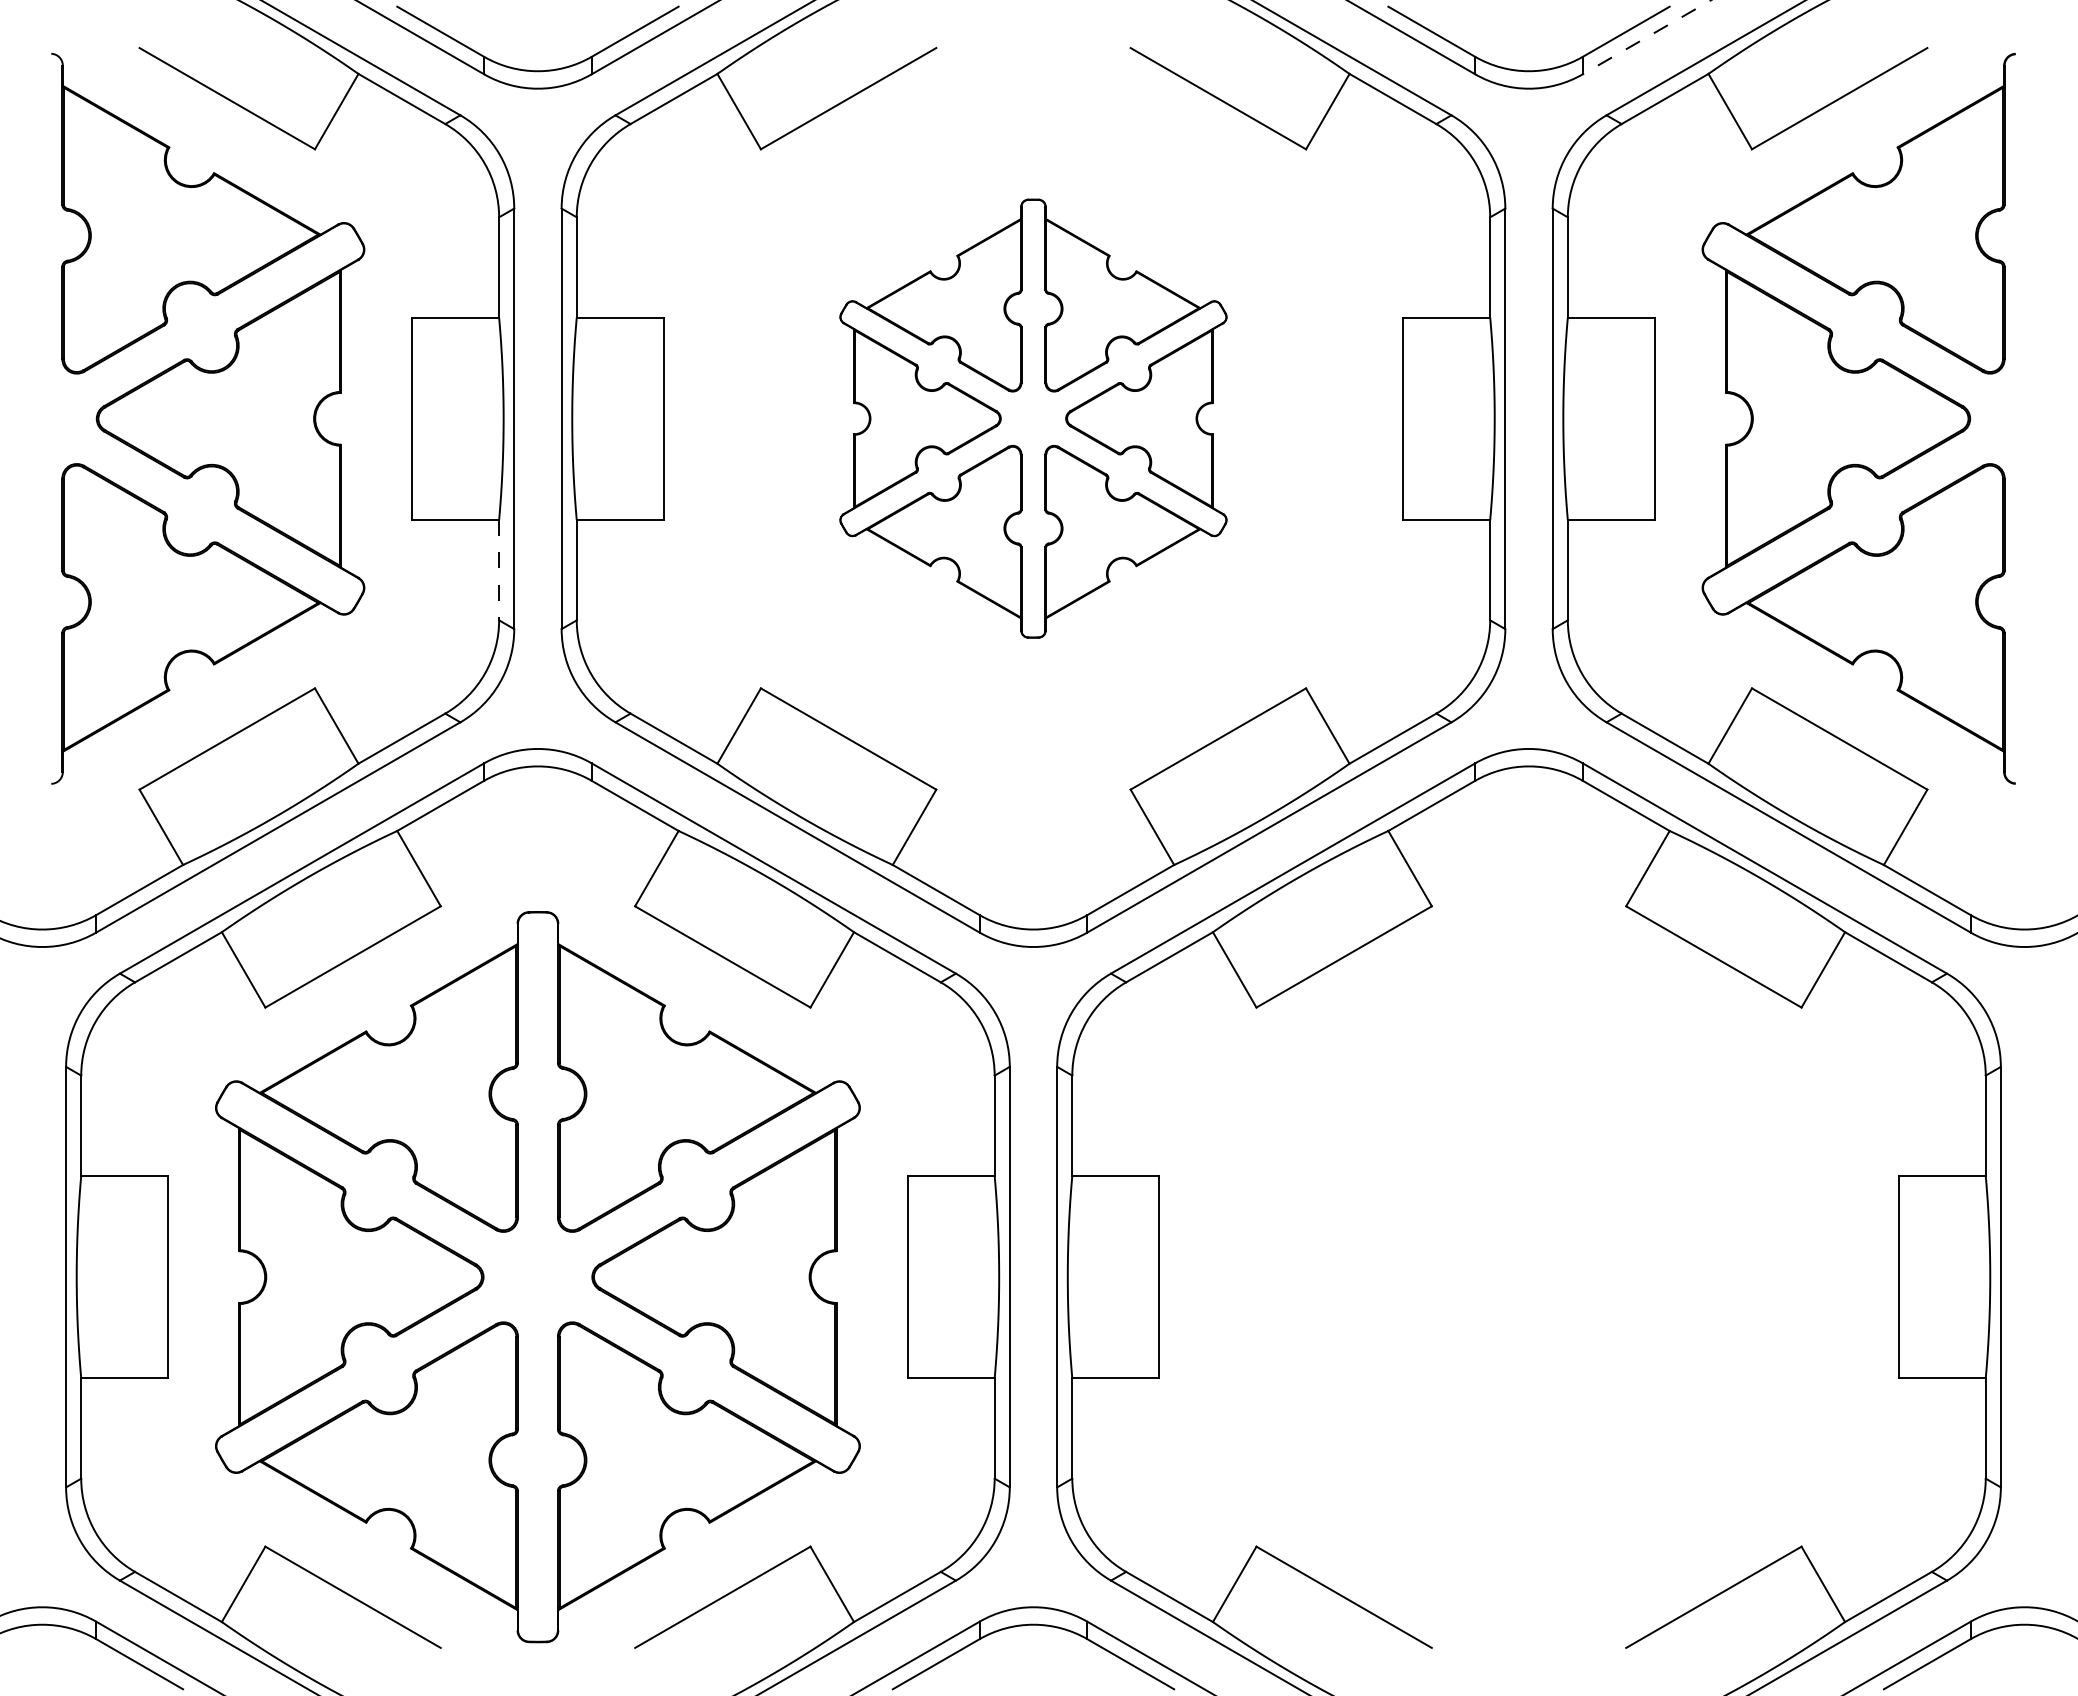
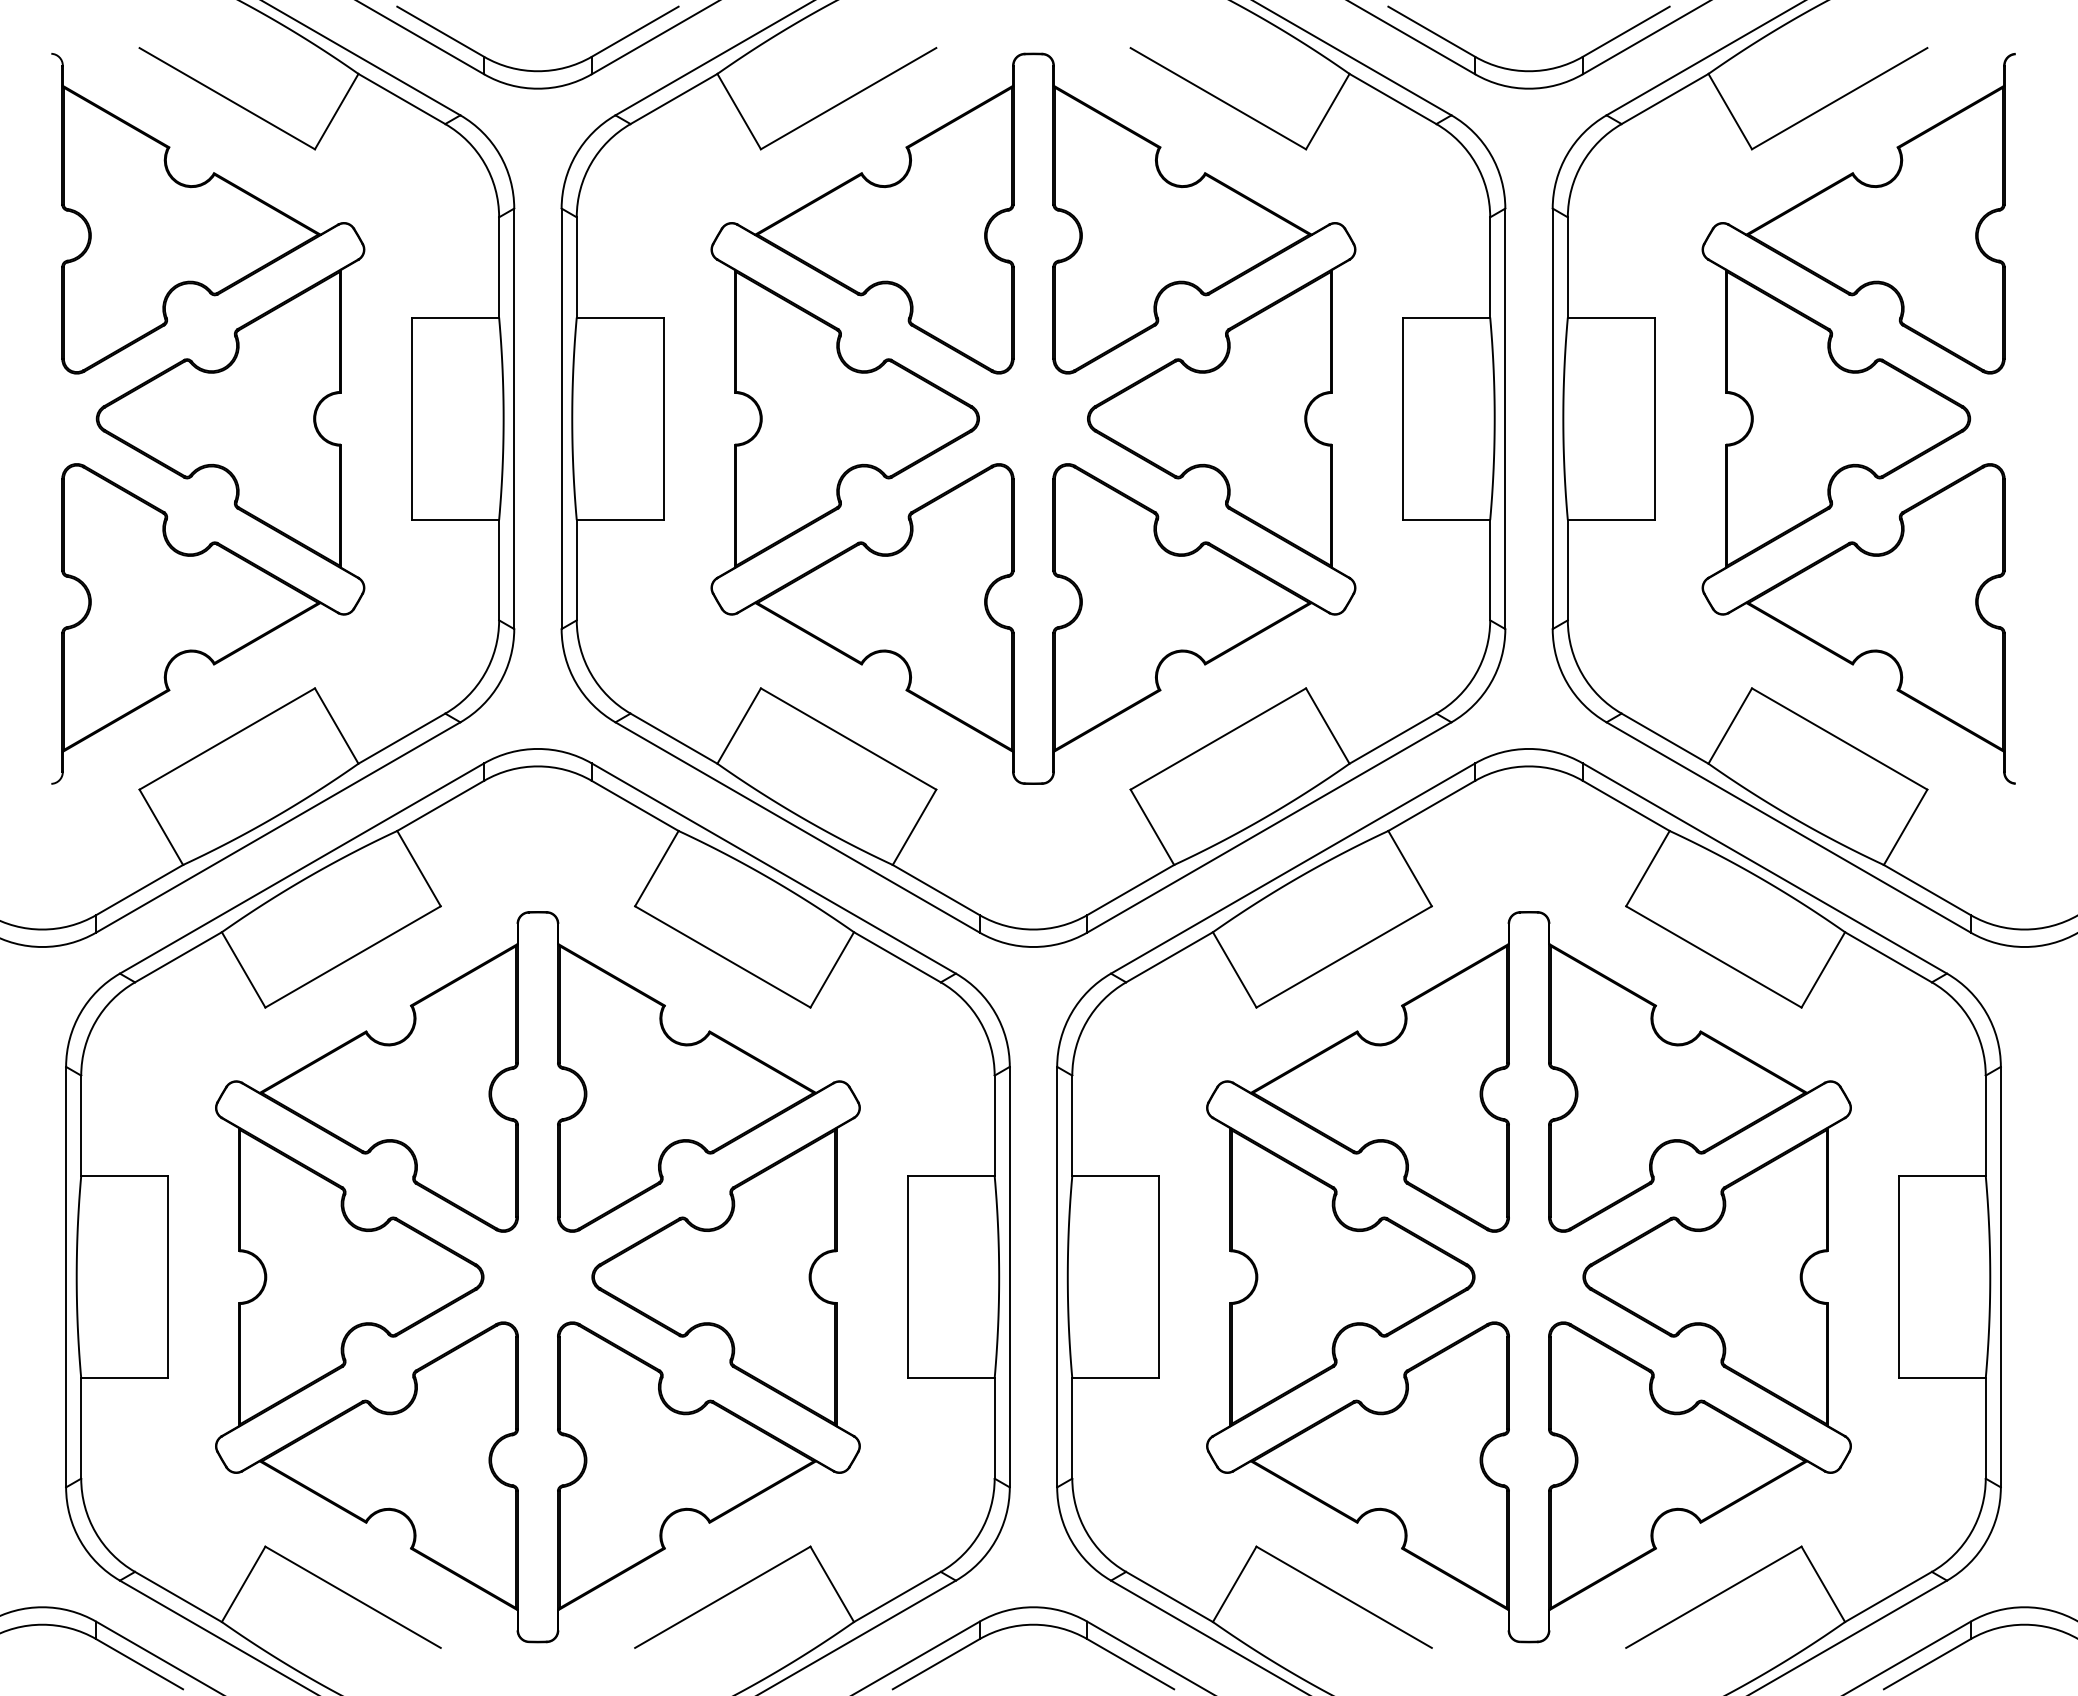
line: dashed -> solid (1646, 37)
part size: 389x441 px -> 647x733 px (1033, 418)
line: dashed -> solid (499, 570)
part: none -> present (1528, 1277)
